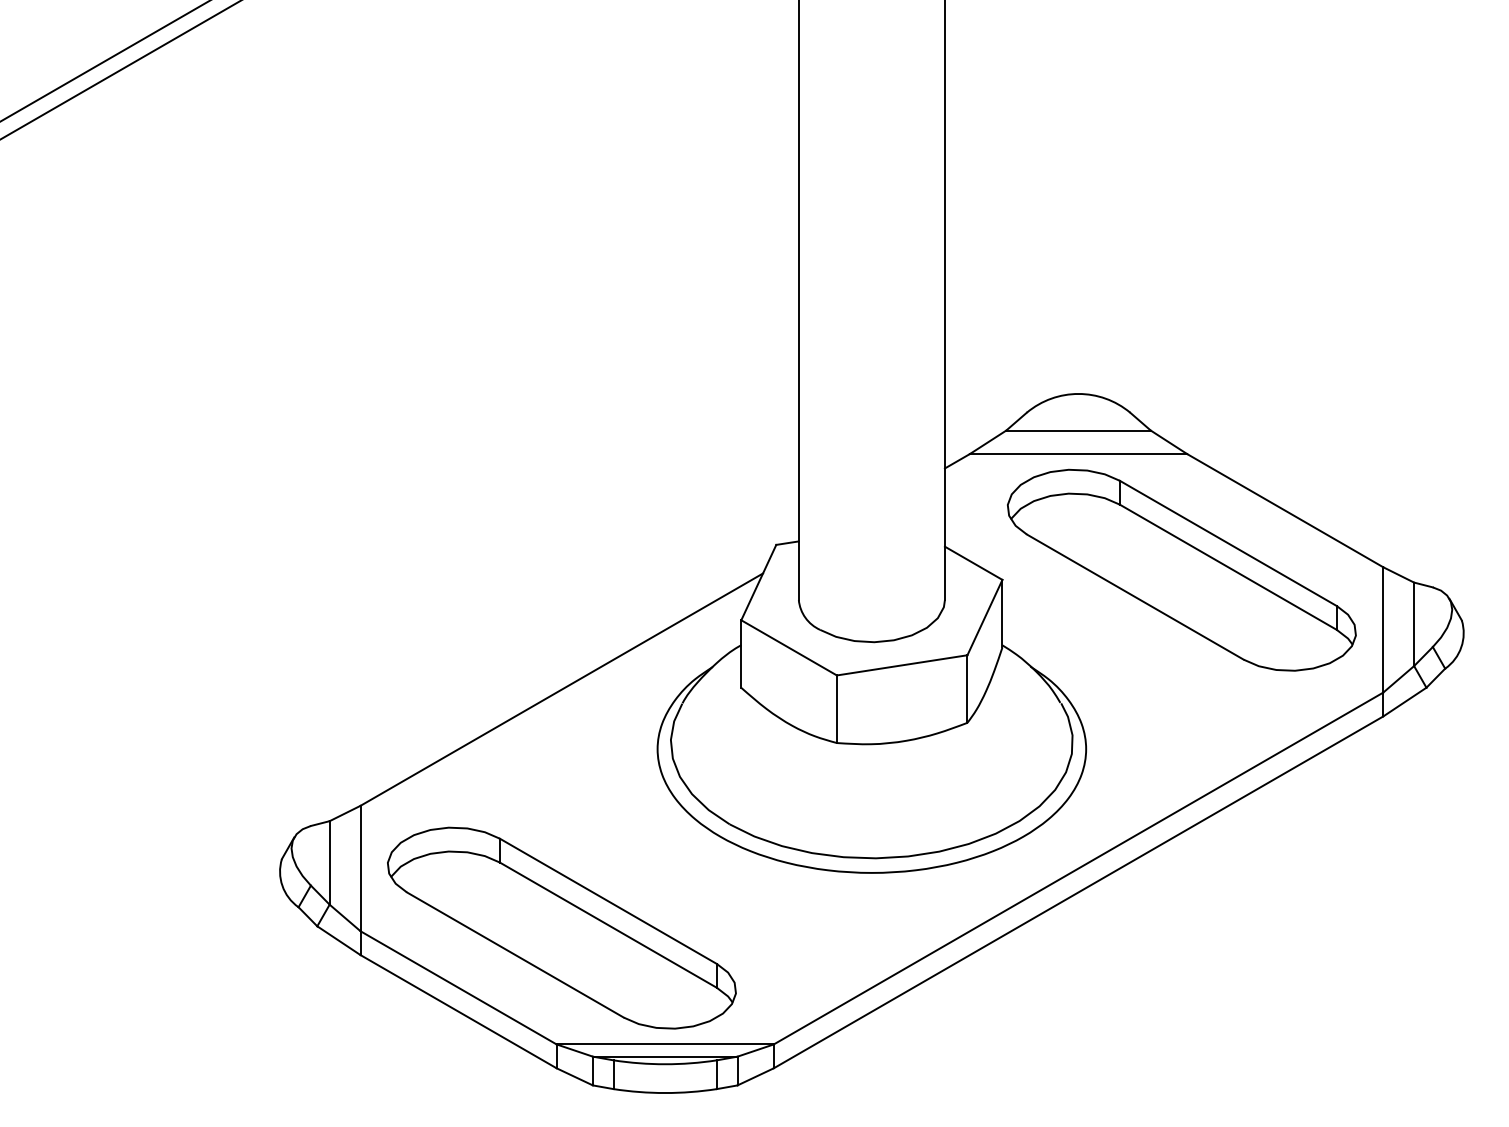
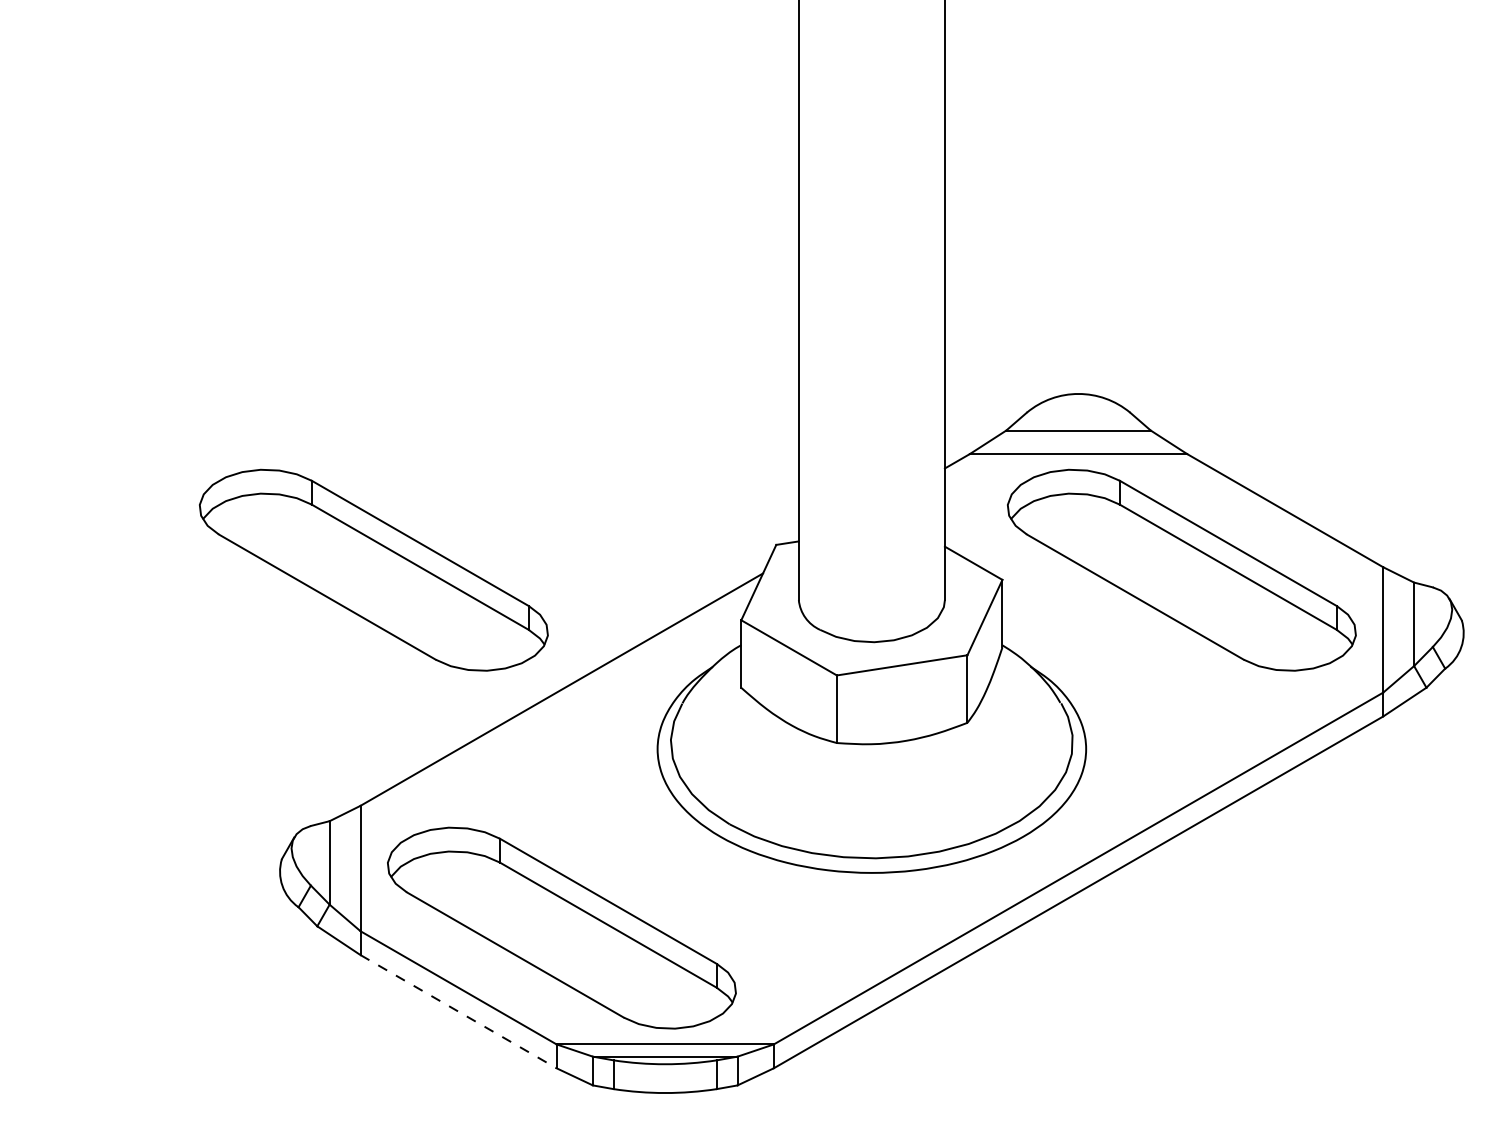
line: present -> none (104, 61)
line: present -> none (120, 70)
part: none -> present (373, 569)
line: solid -> dashed (459, 1011)
